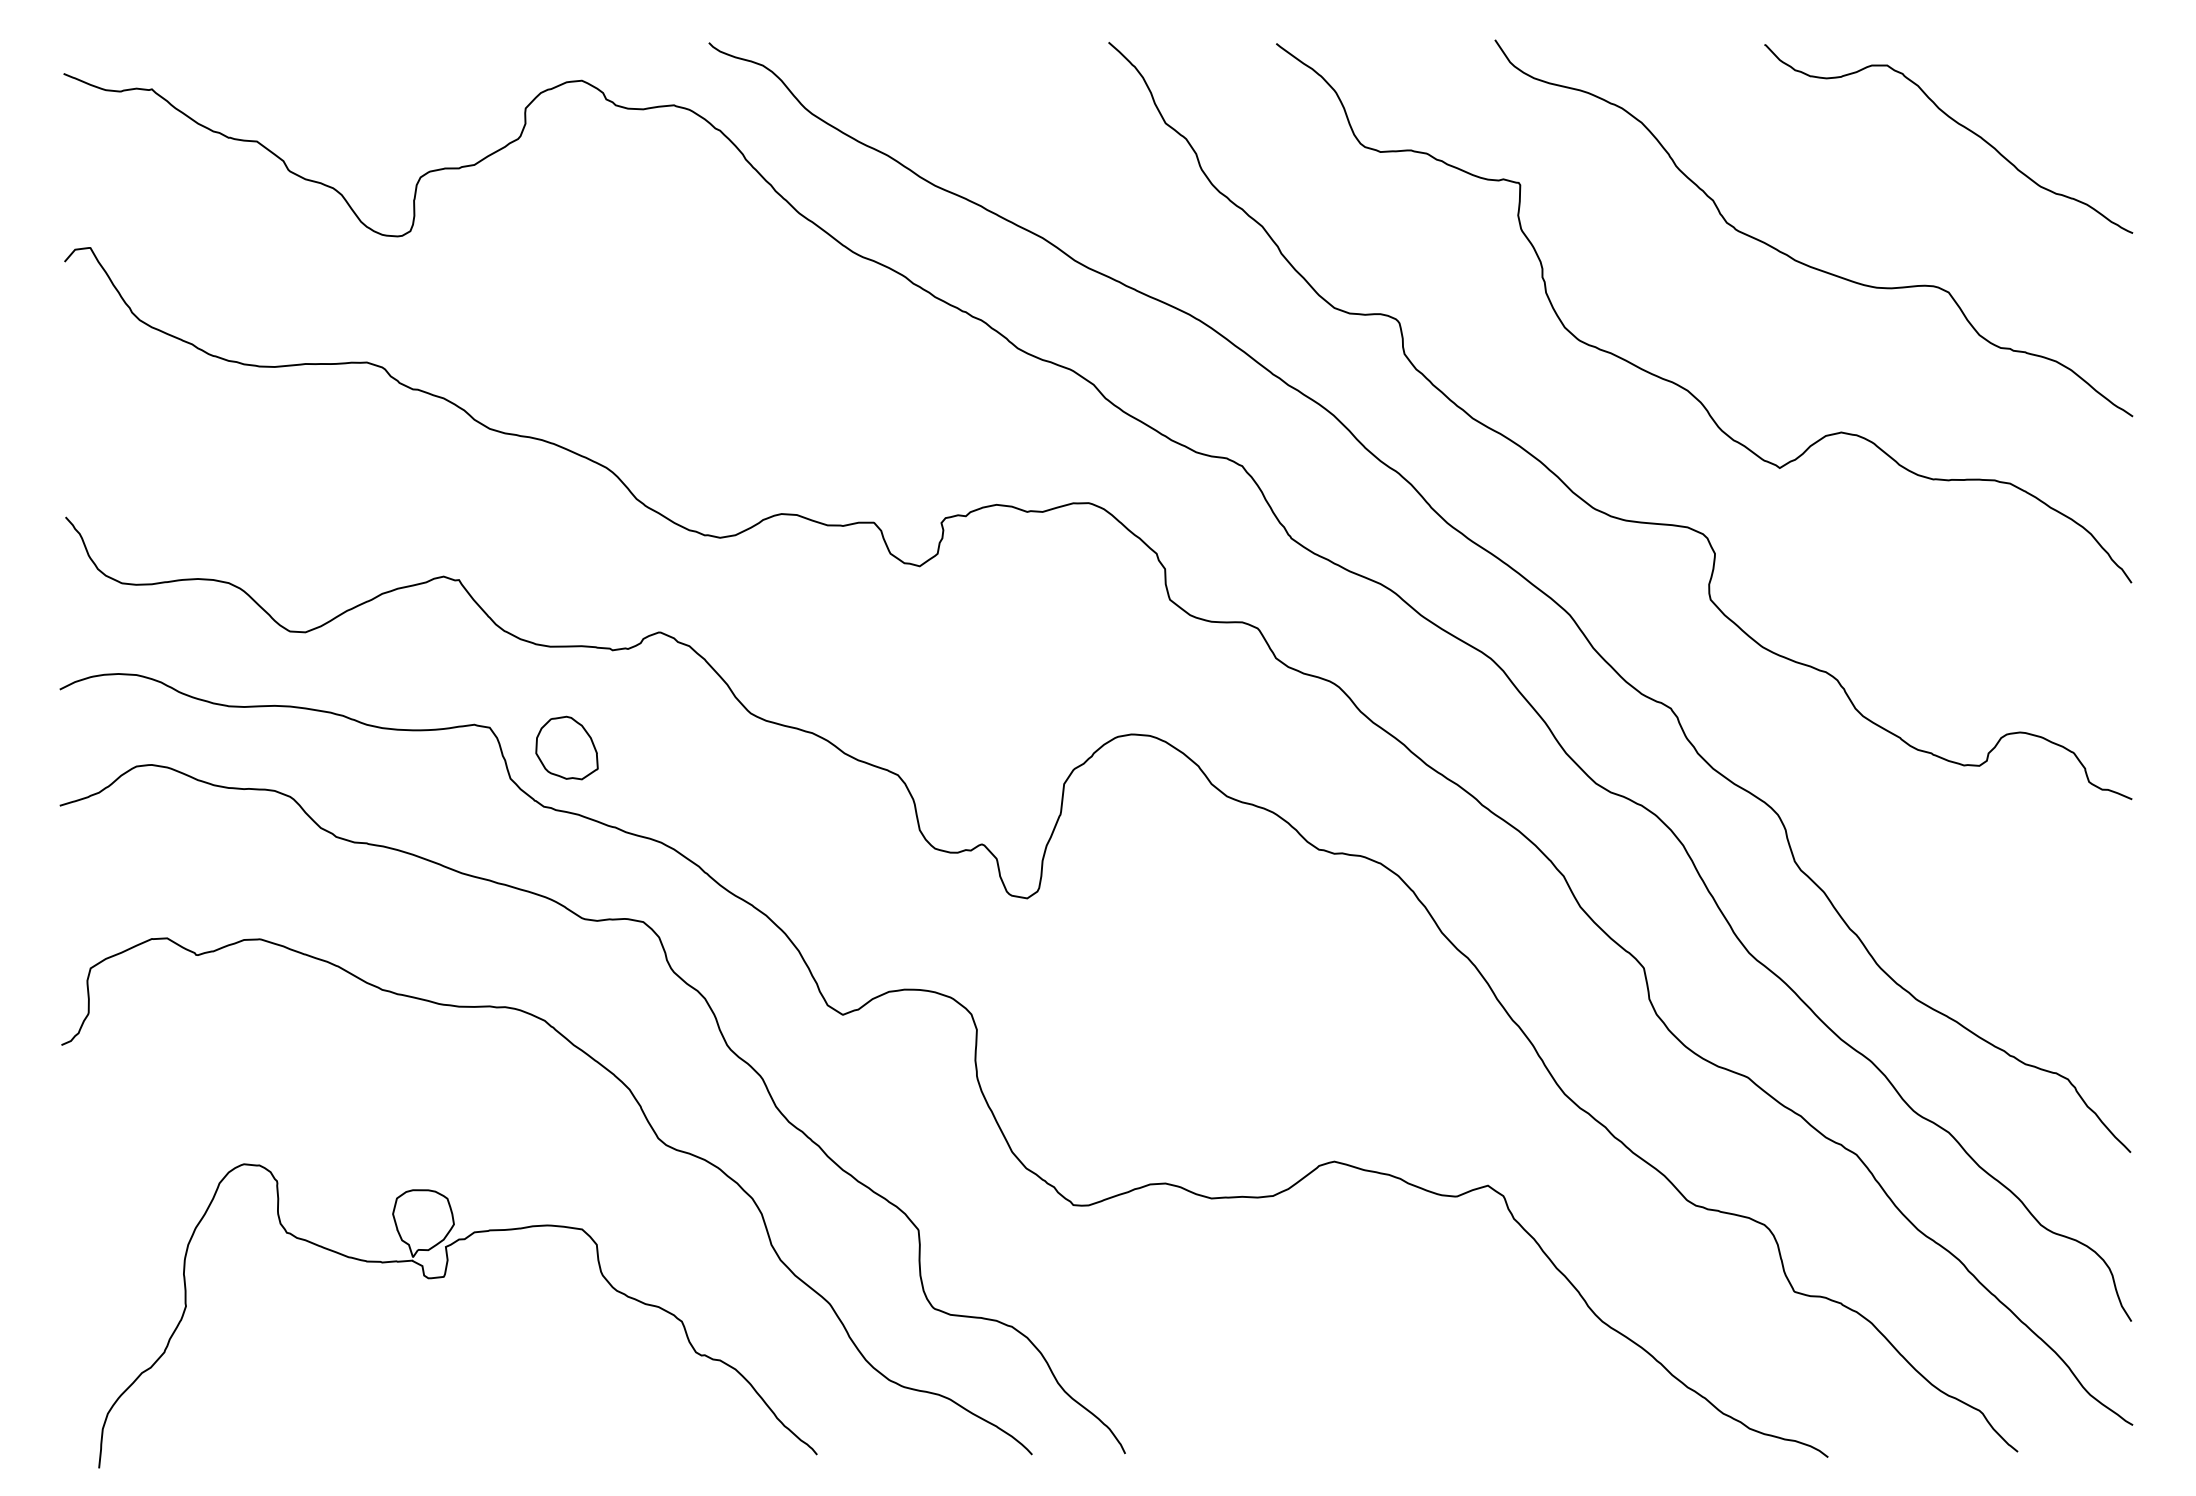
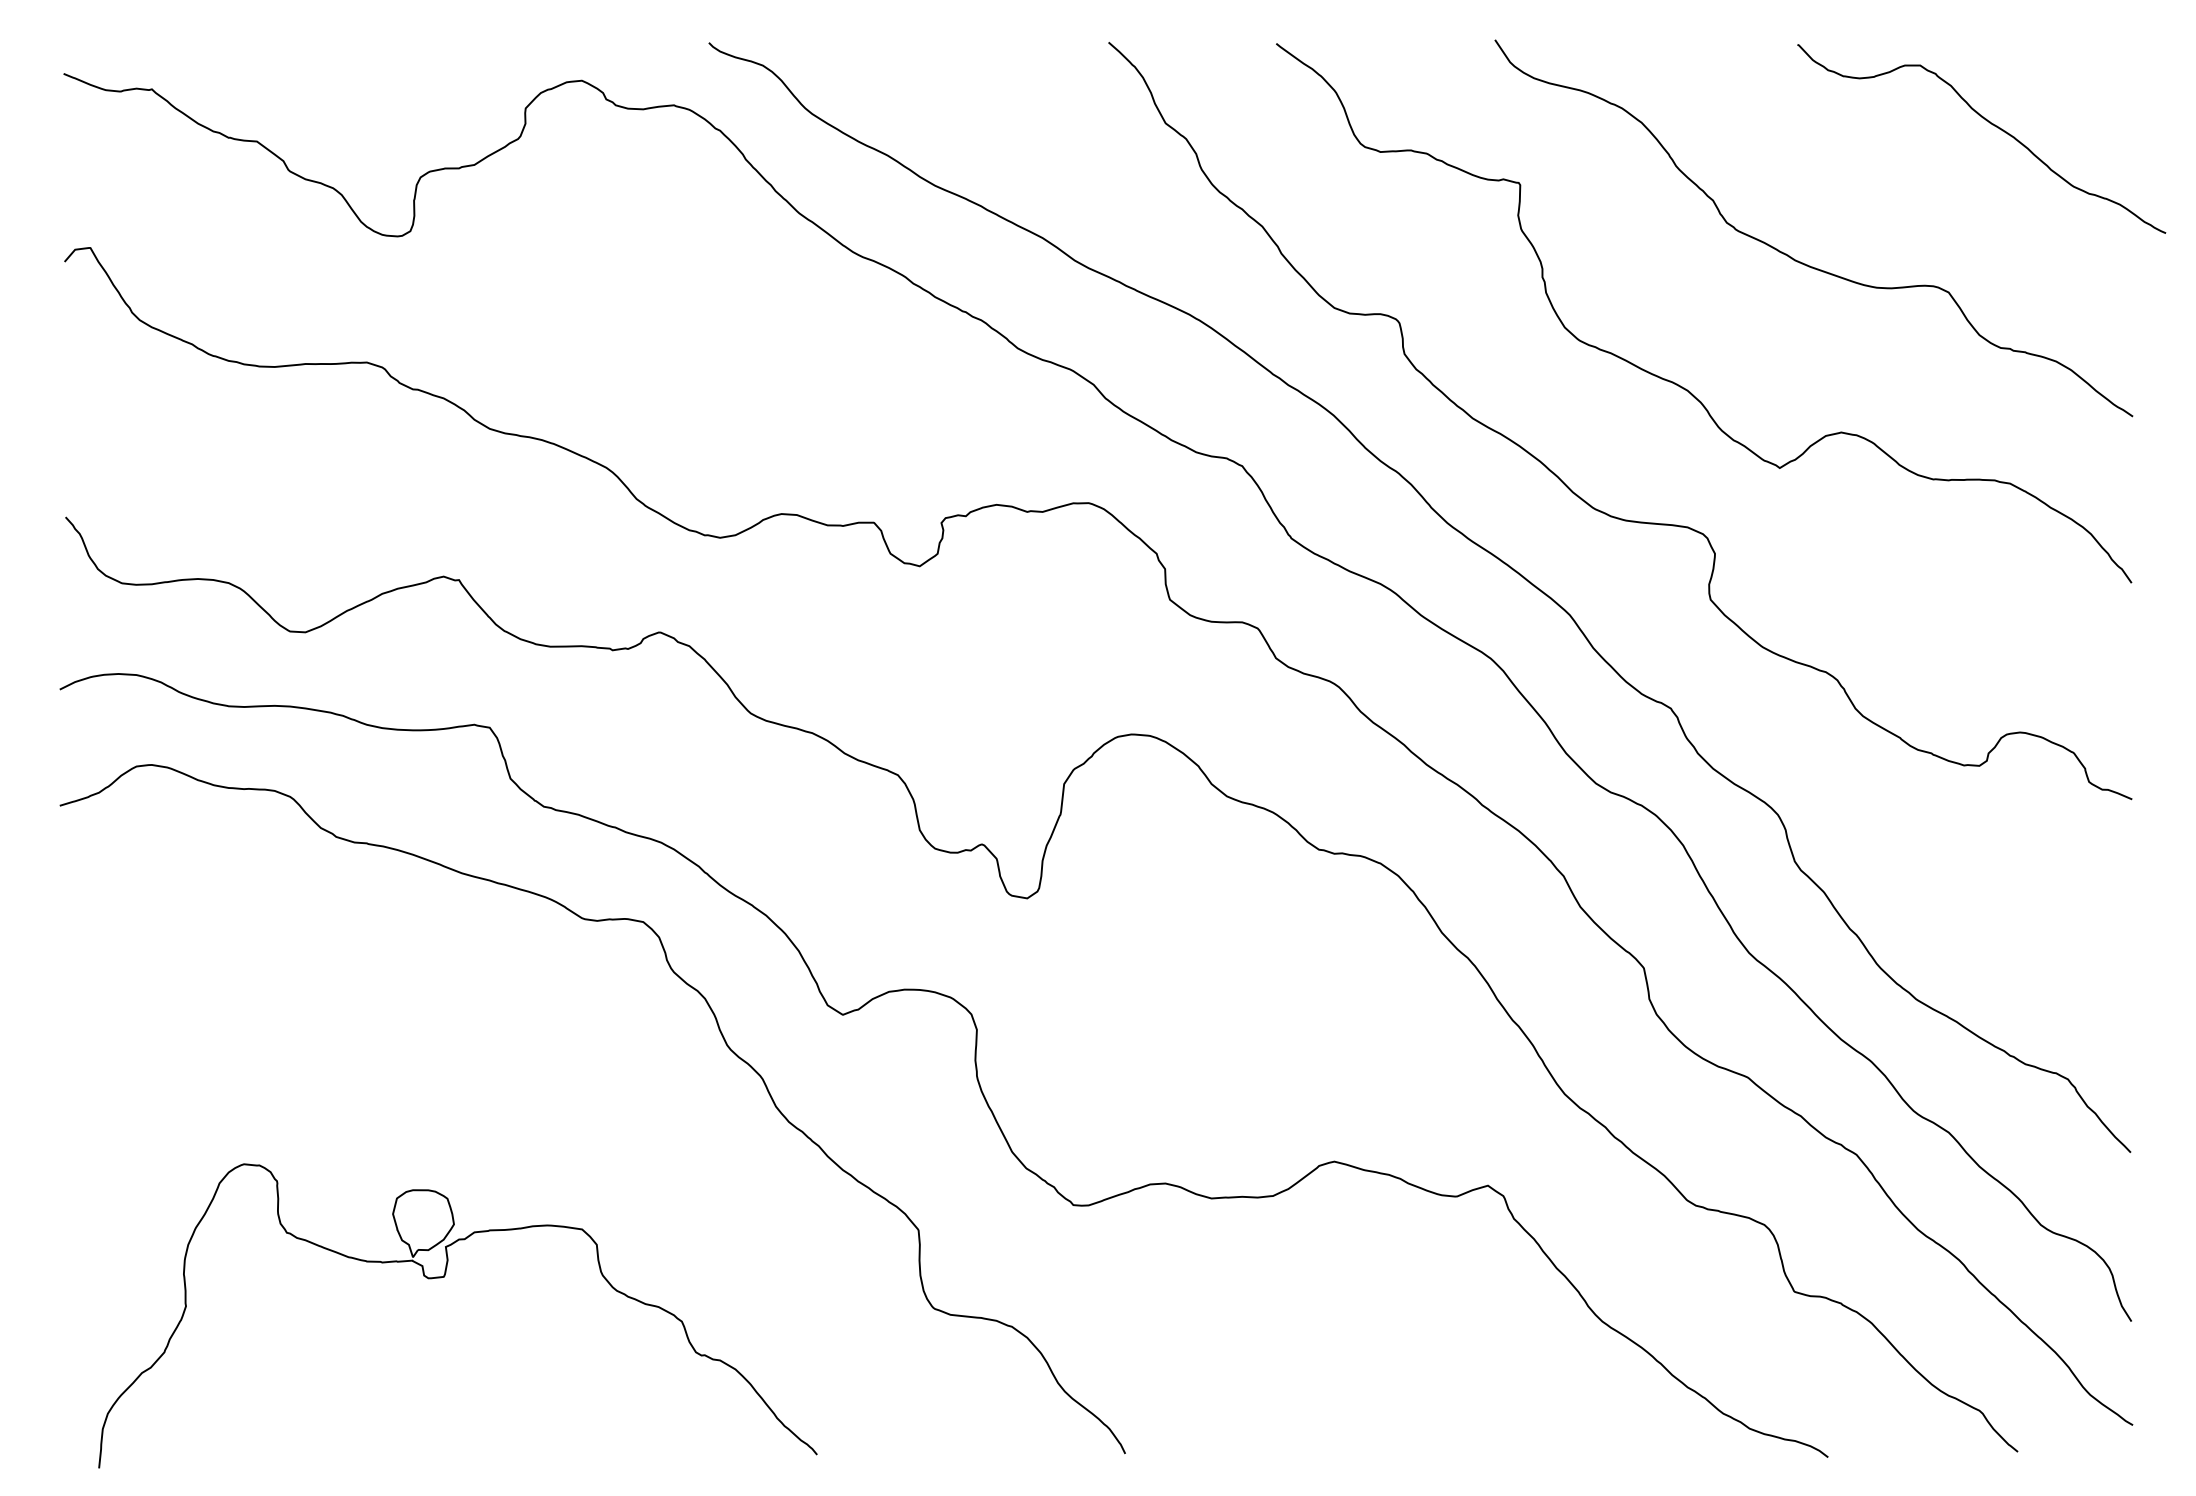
curve position: (1956, 123) -> (1989, 123) (1989, 123)
part: present -> none (566, 747)
curve: present -> none (651, 1129)
